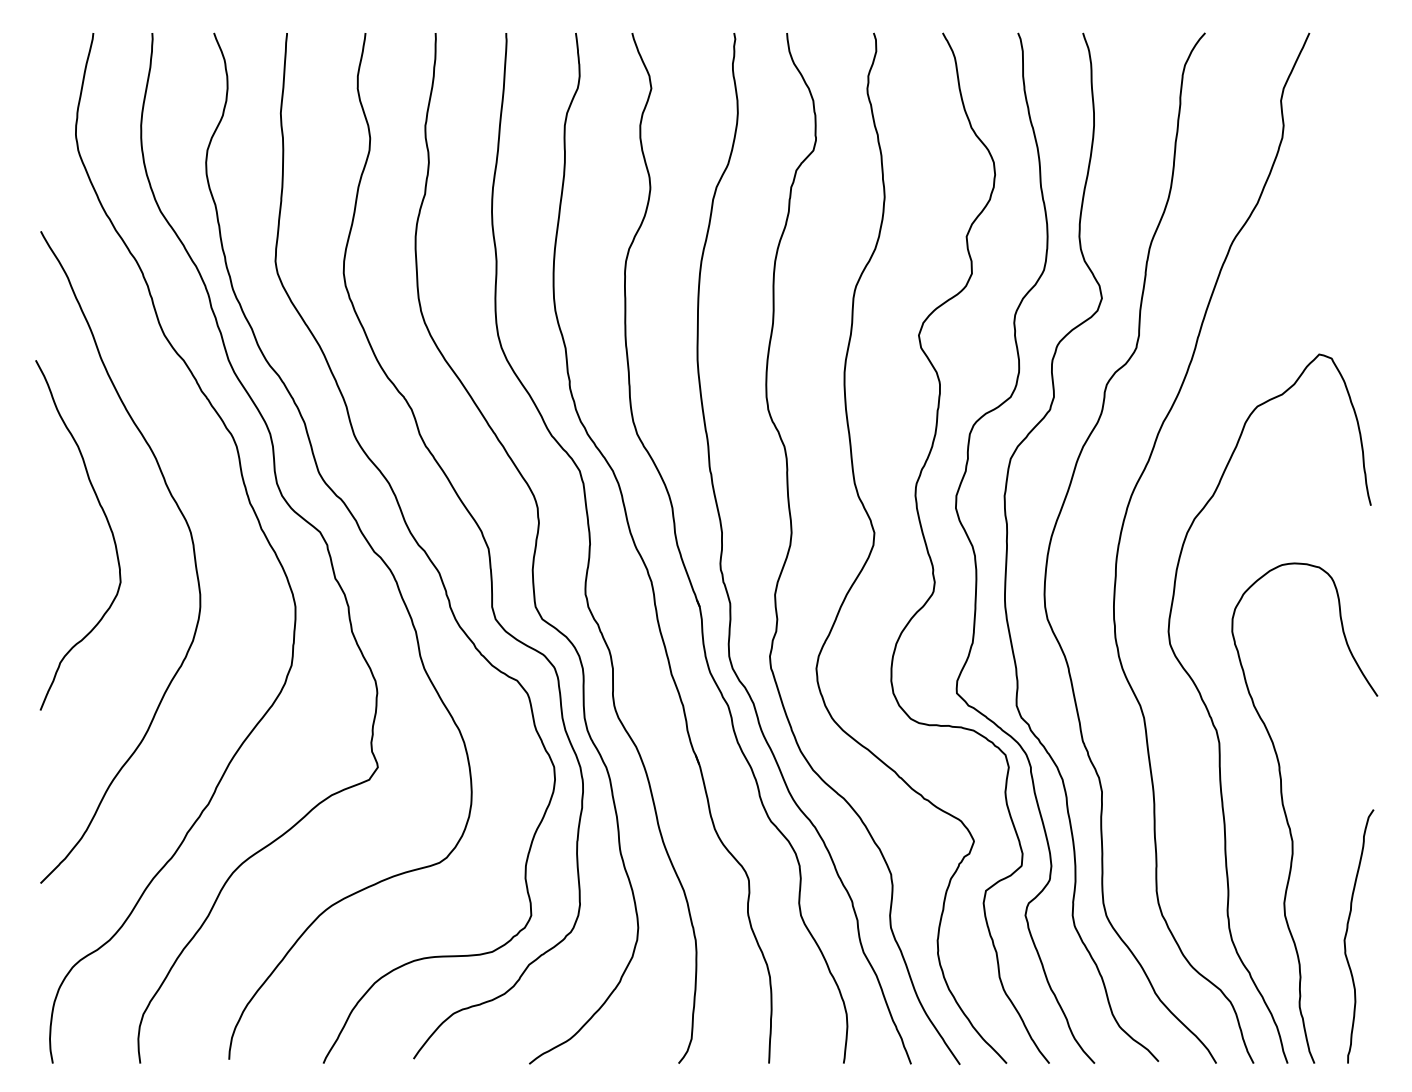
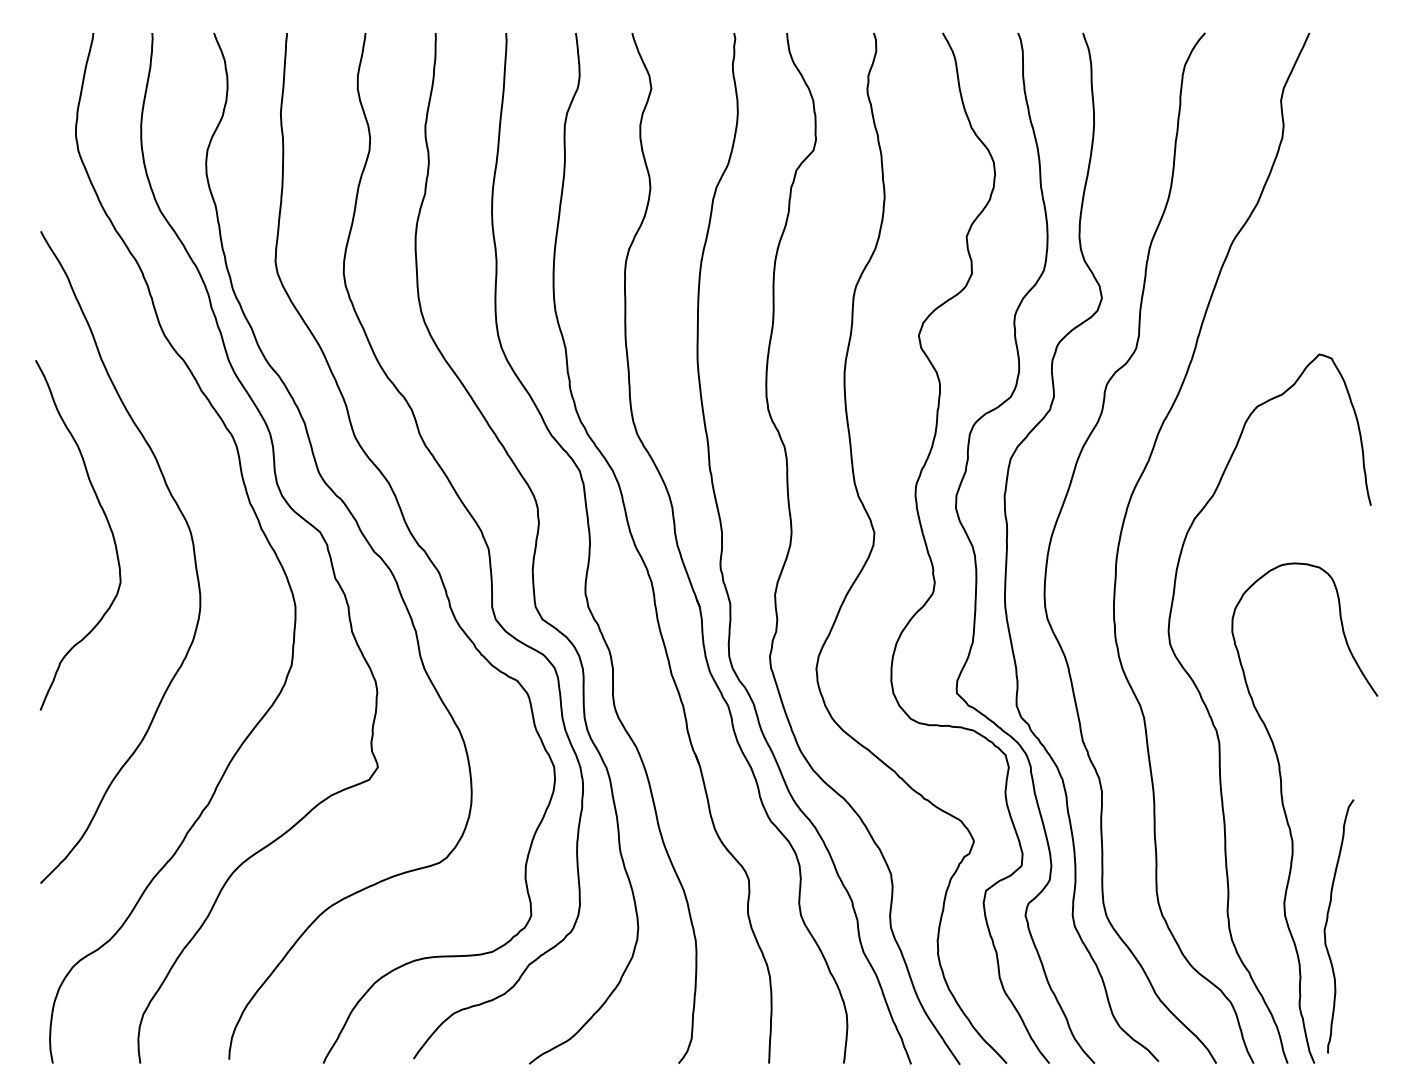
curve position: (1347, 933) -> (1327, 923) (1327, 923)
